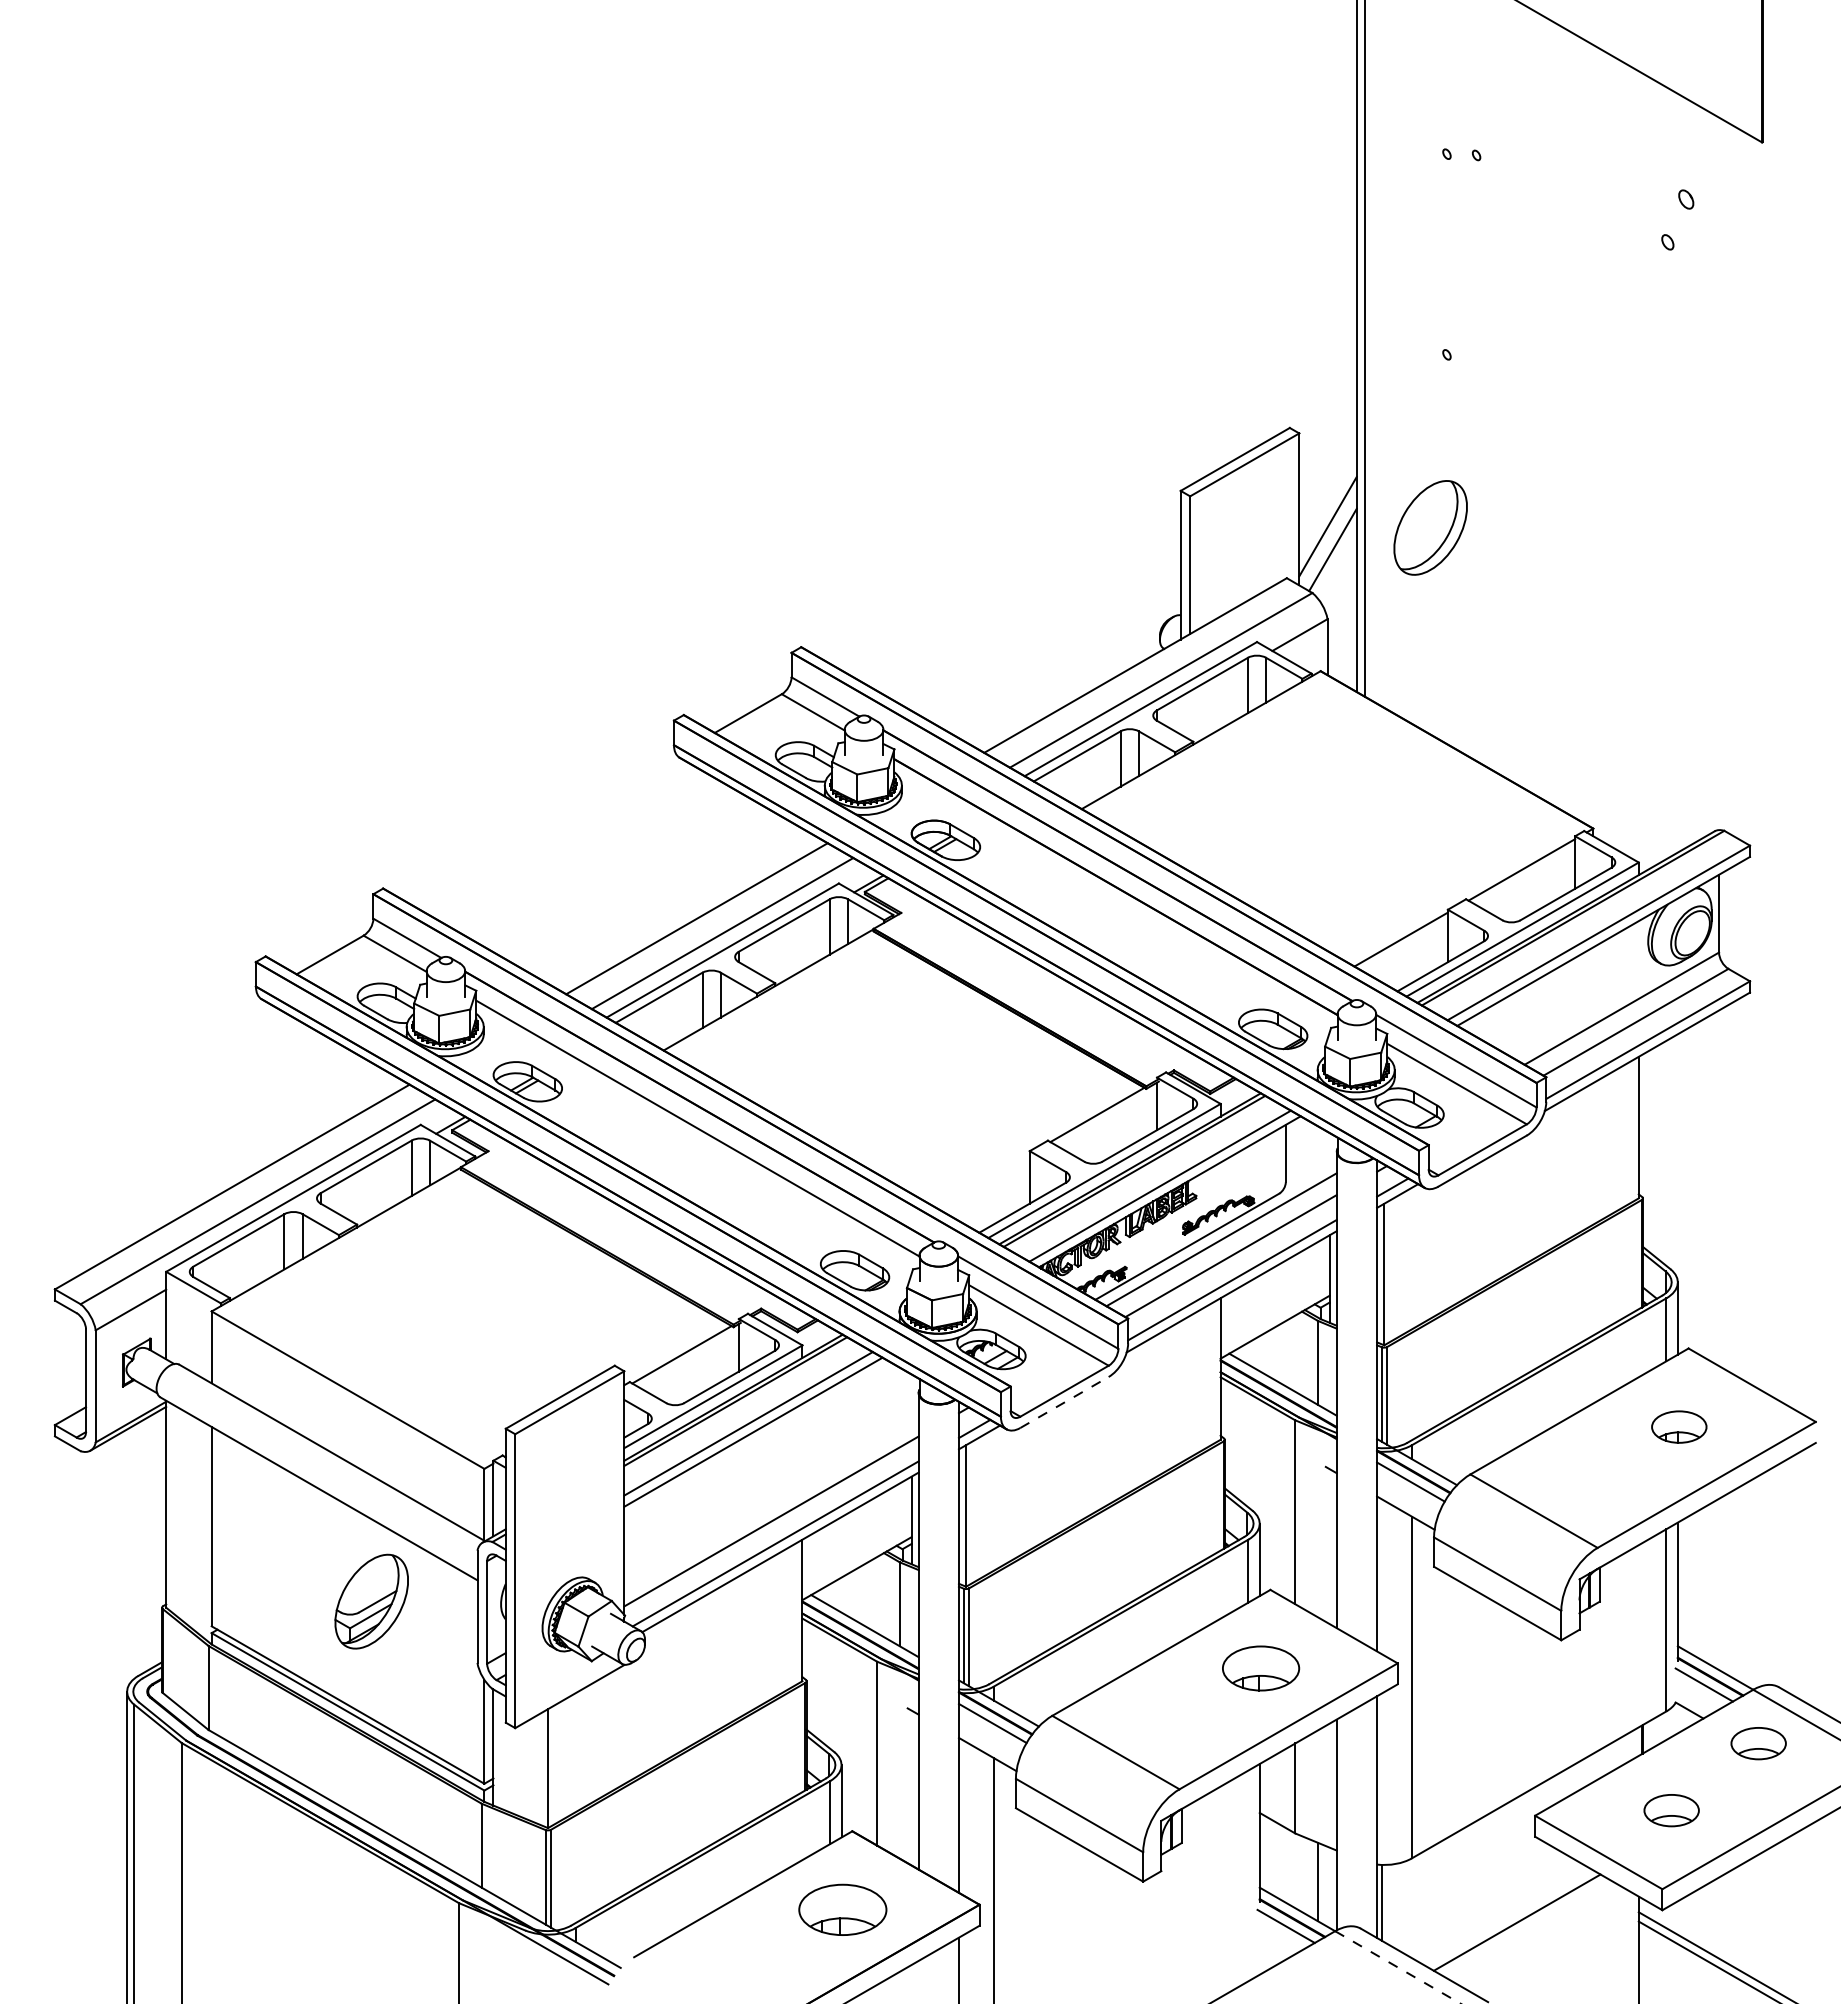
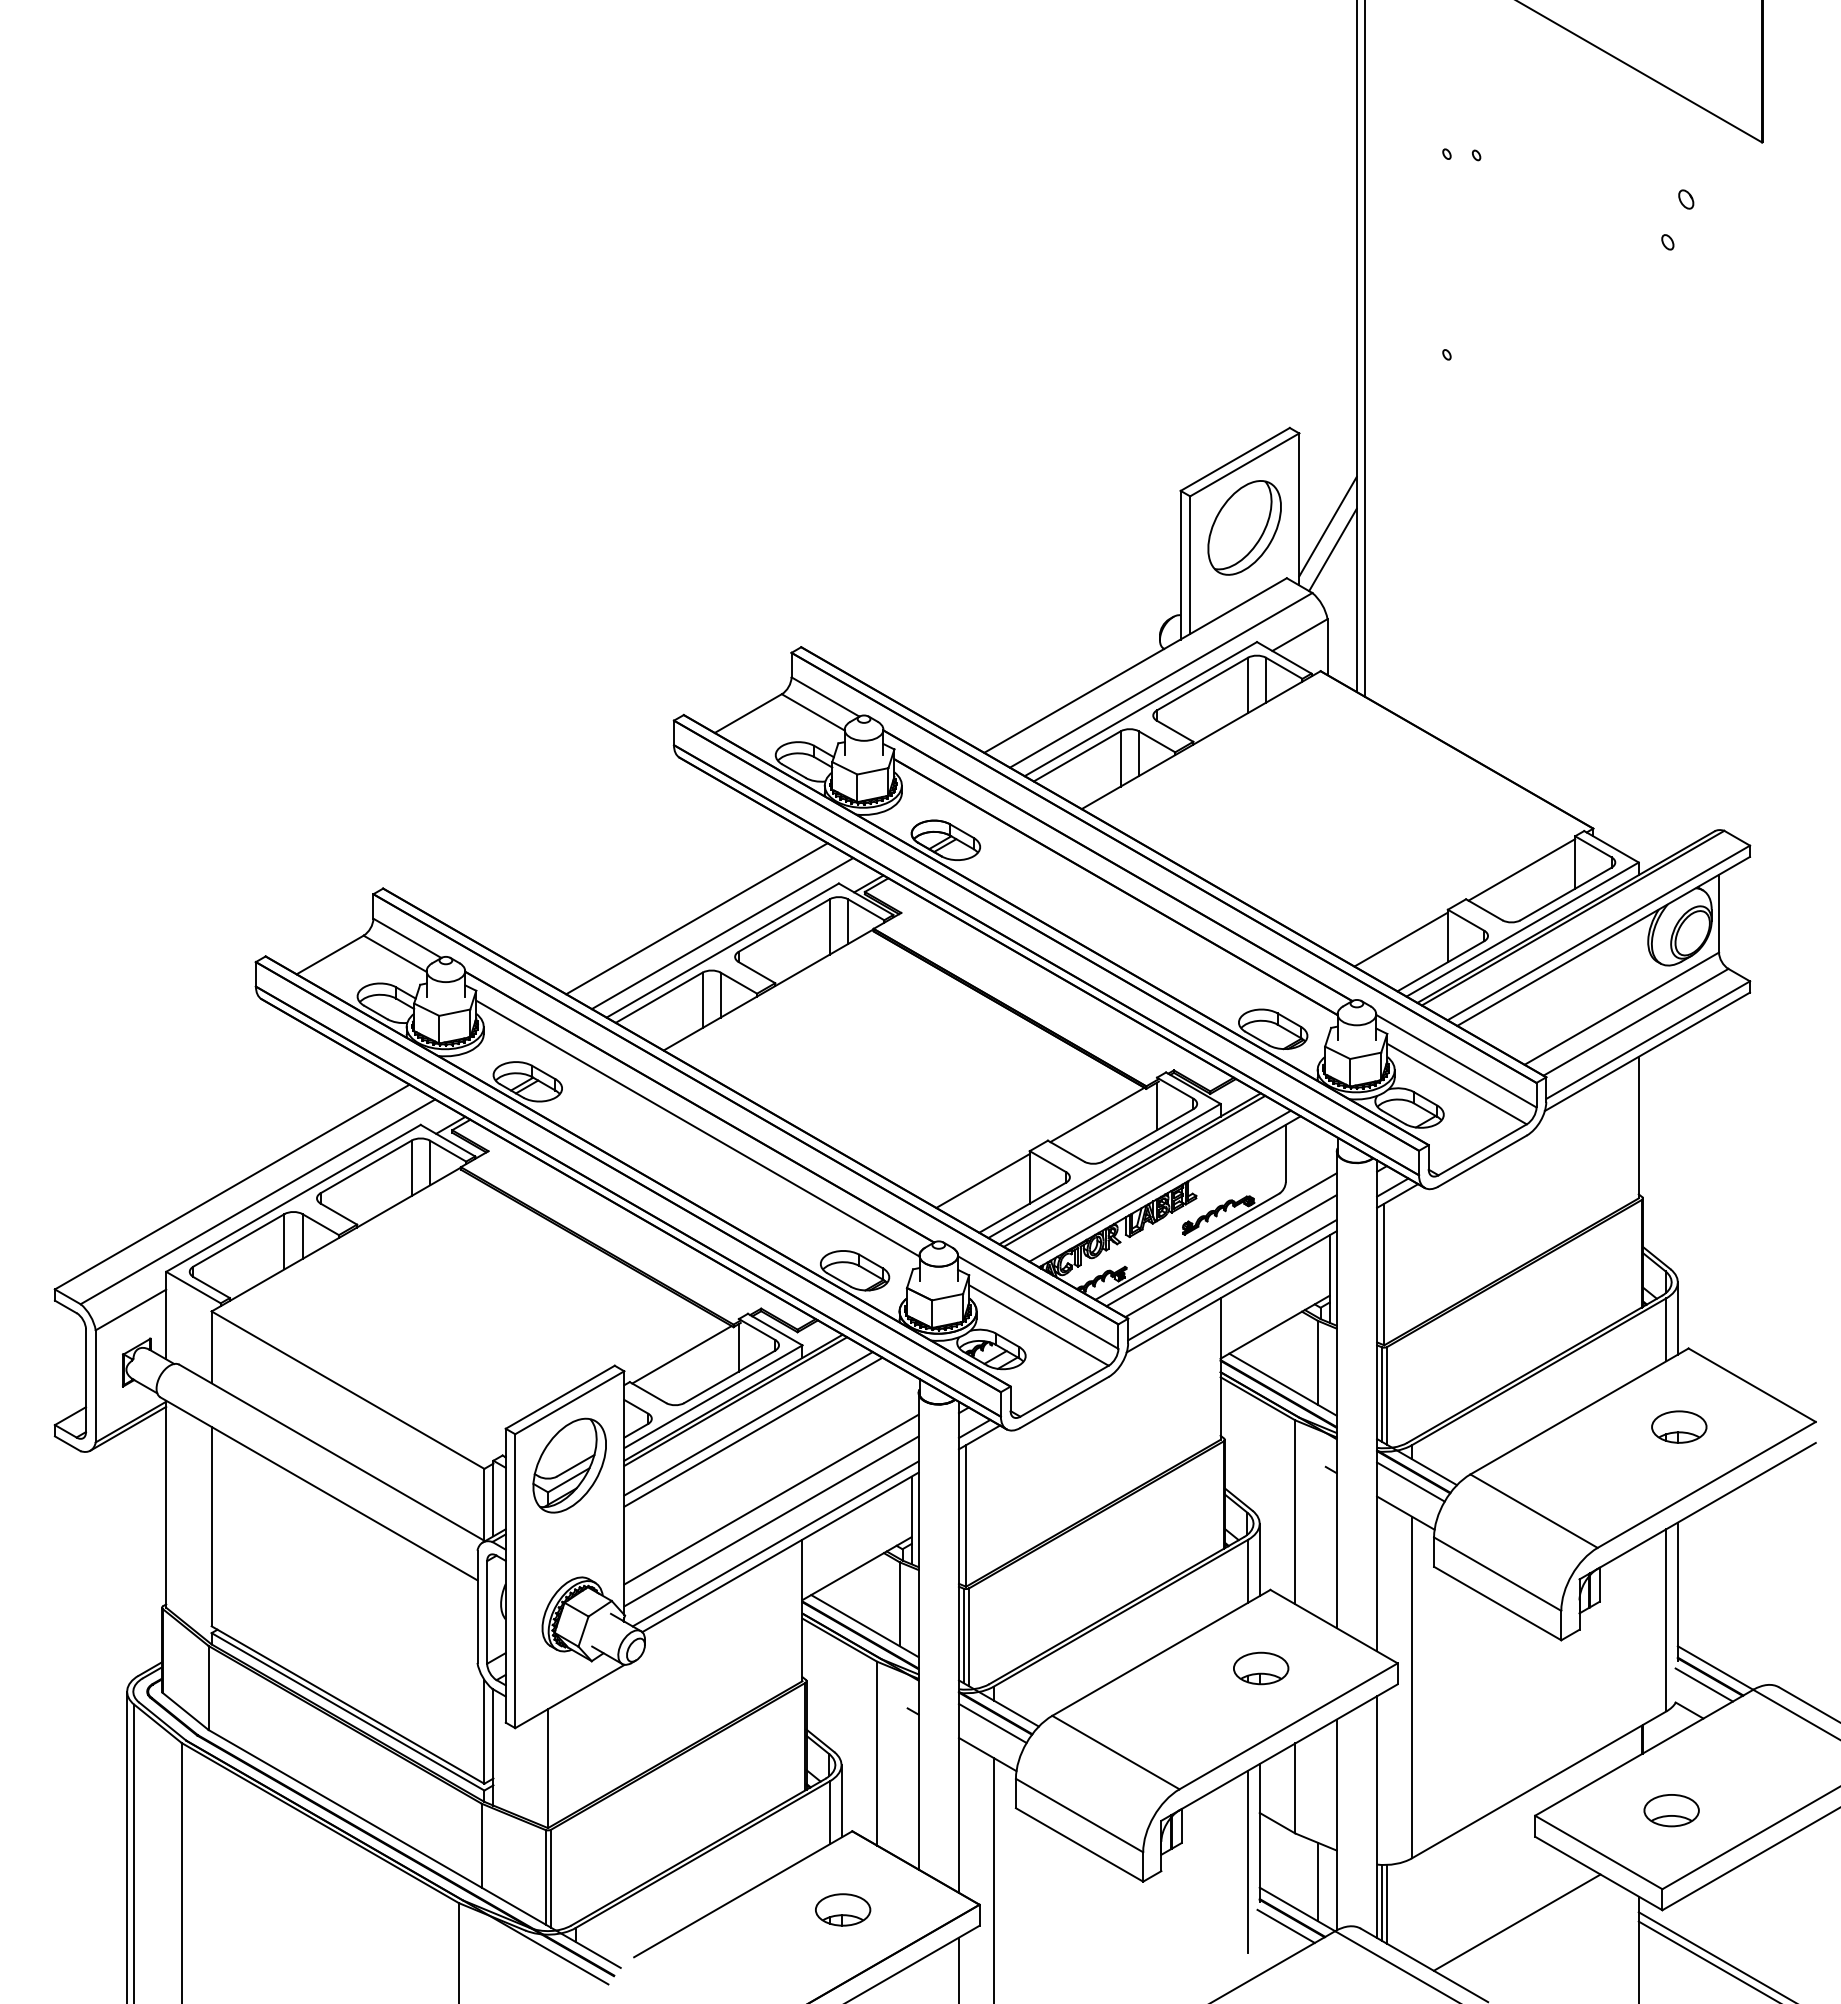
part position: (1430, 527) -> (1244, 527) (1244, 527)
line: none -> present (982, 1180)
line: dashed -> solid (1064, 1402)
line: none -> present (771, 1499)
part position: (371, 1601) -> (569, 1465) (569, 1465)
part size: 79x47 px -> 57x35 px (1261, 1668)
part: present -> none (1758, 1743)
line: none -> present (1248, 1861)
line: none -> present (1387, 1903)
part size: 90x53 px -> 57x34 px (843, 1909)
line: dashed -> solid (1398, 1967)
